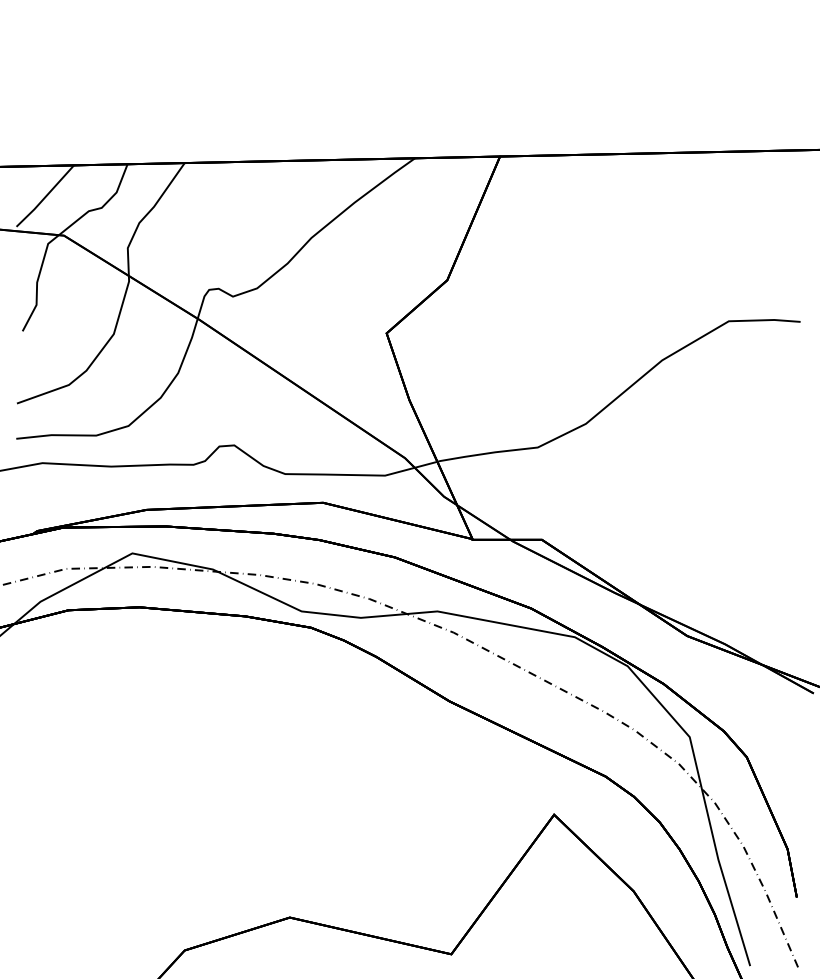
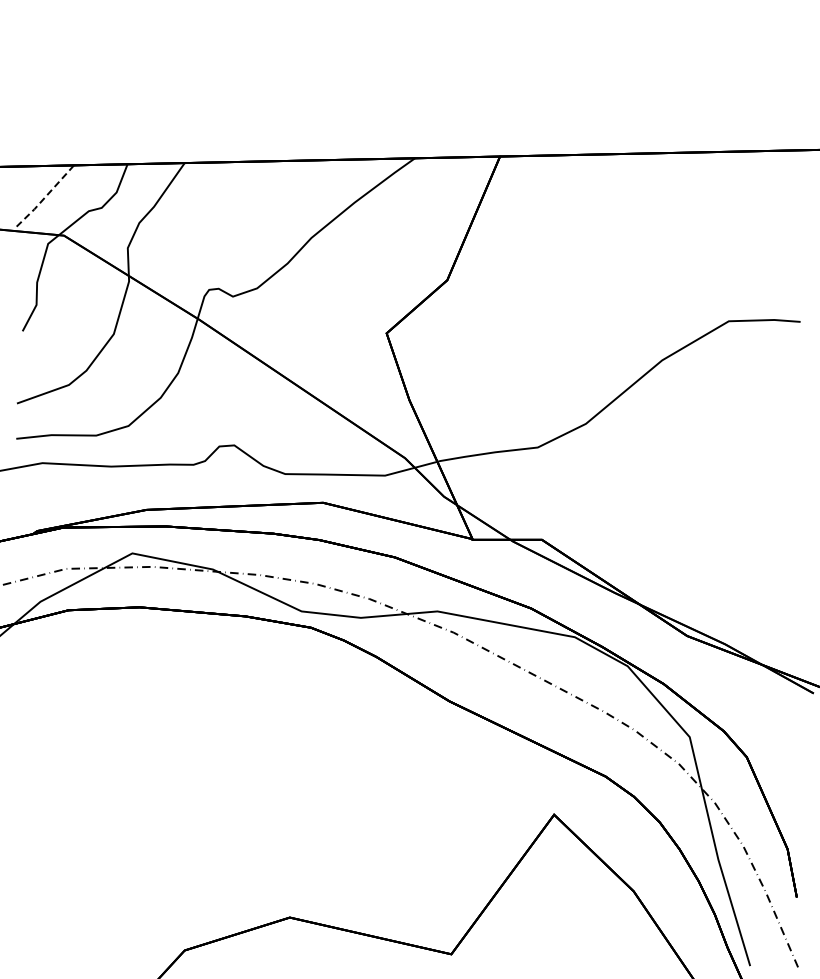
line: solid -> dashed (44, 198)
